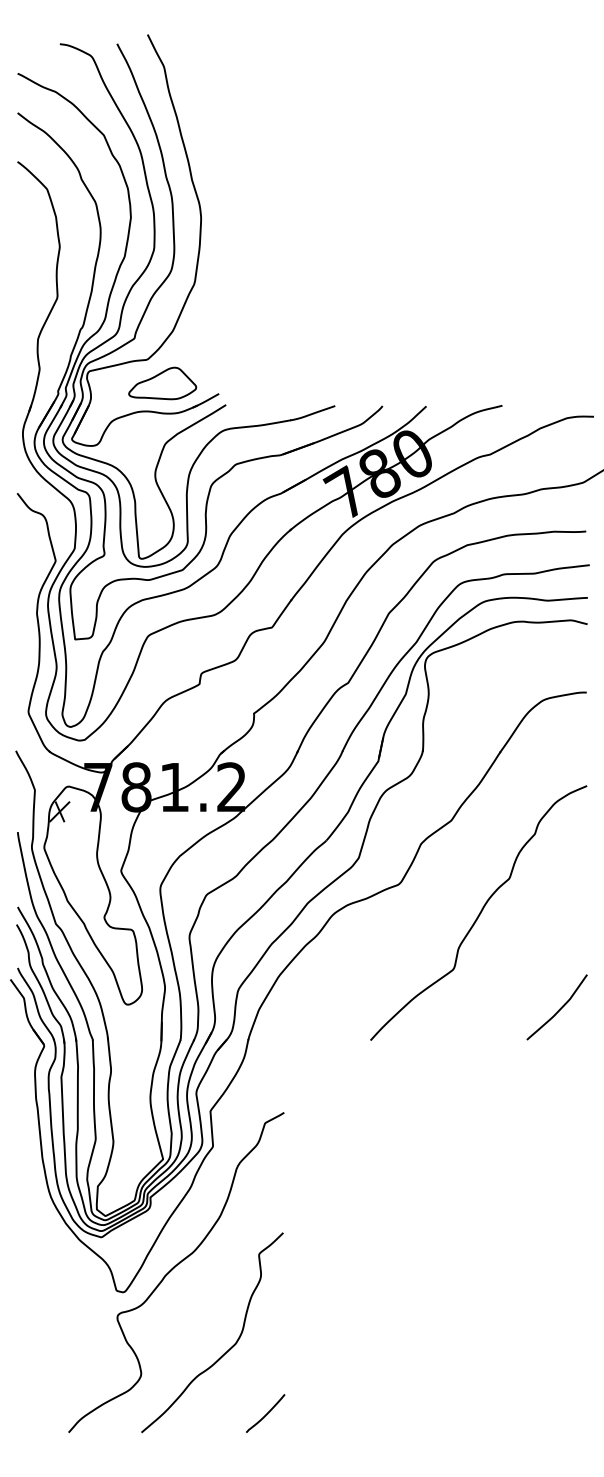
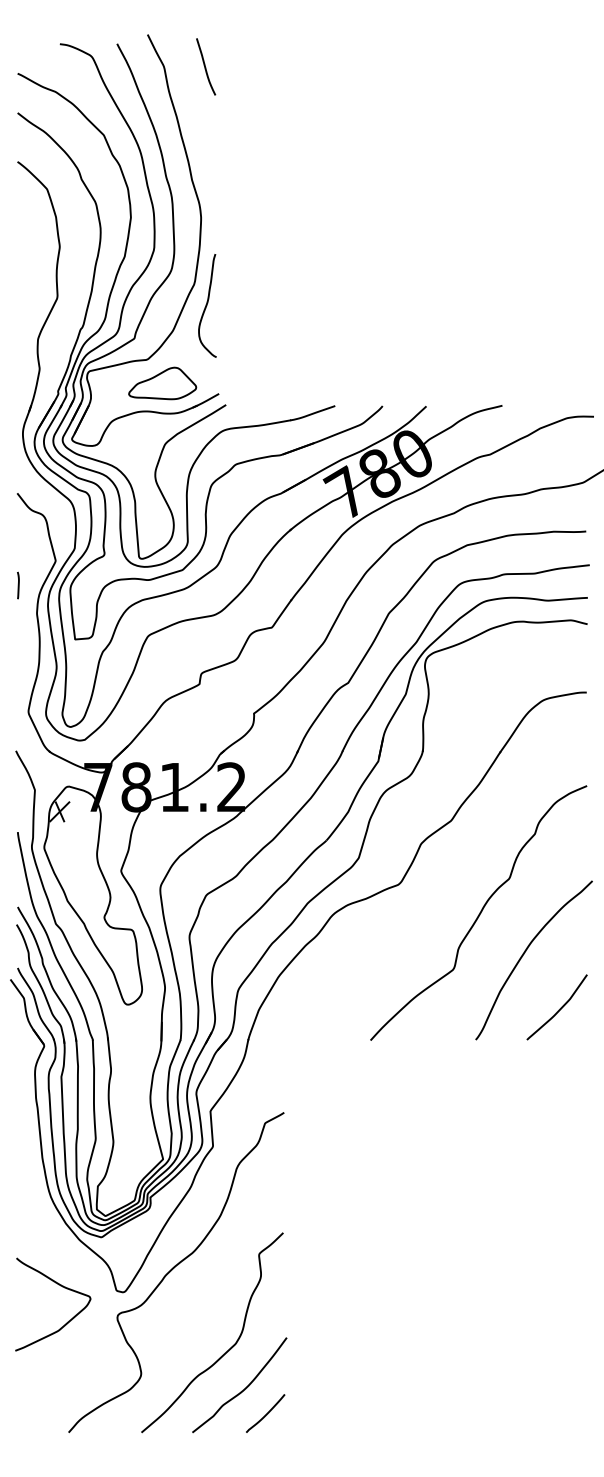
curve: none -> present (205, 66)
curve: none -> present (207, 305)
line: none -> present (18, 585)
curve: none -> present (523, 956)
curve: none -> present (62, 1287)
curve: none -> present (241, 1390)
